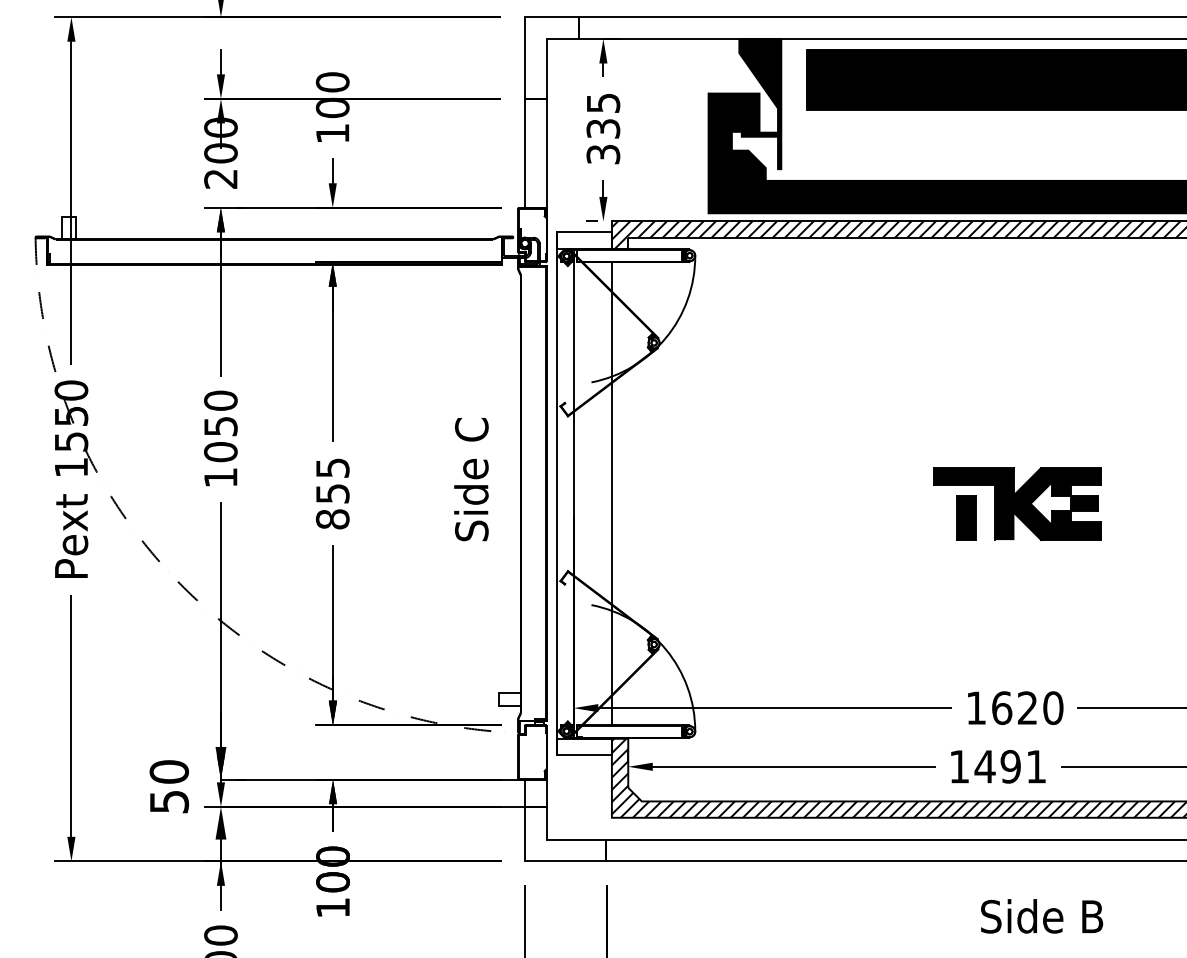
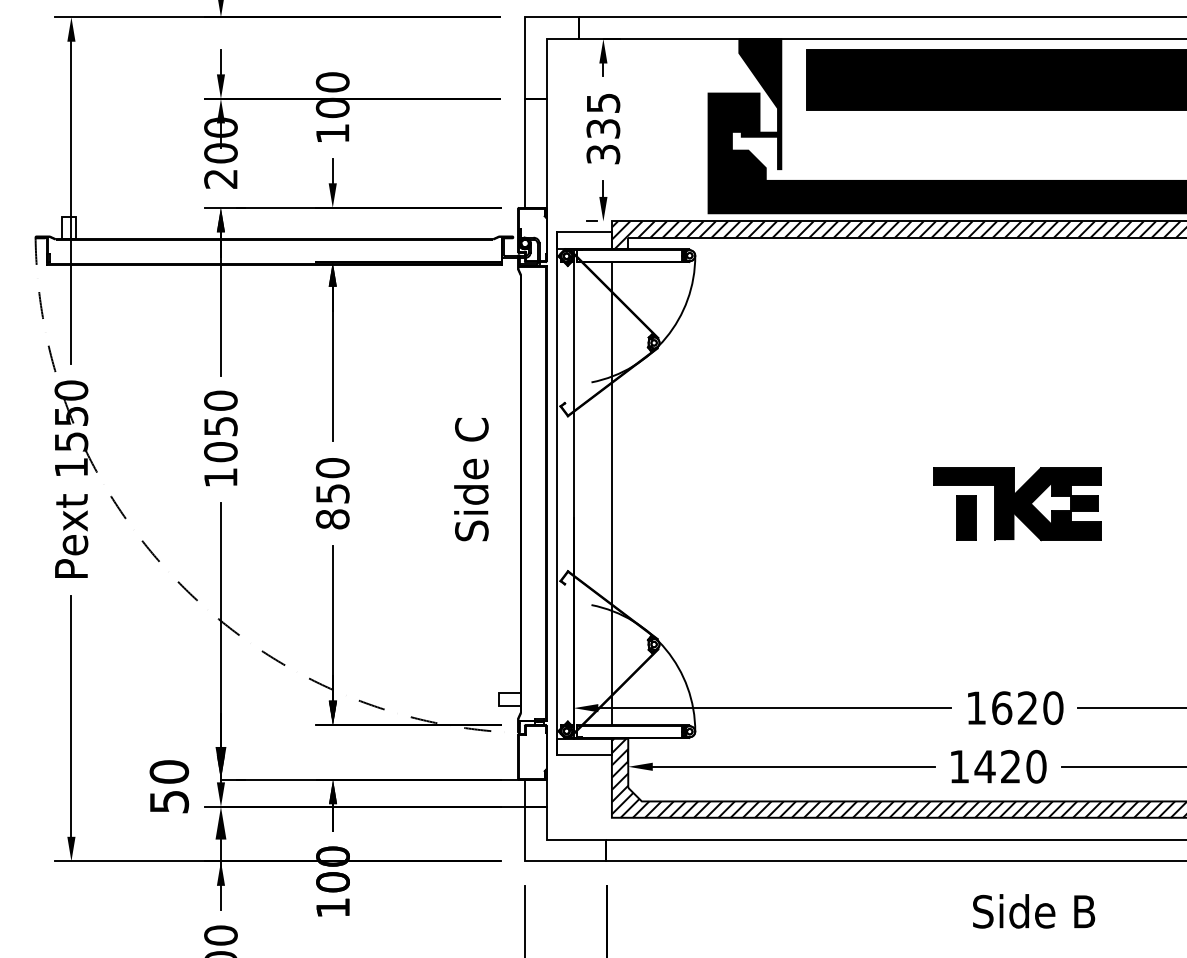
text: 855 -> 850 (332, 468)
text: 1491 -> 1420 (1023, 766)
text position: (1042, 916) -> (1034, 911) (1034, 911)
